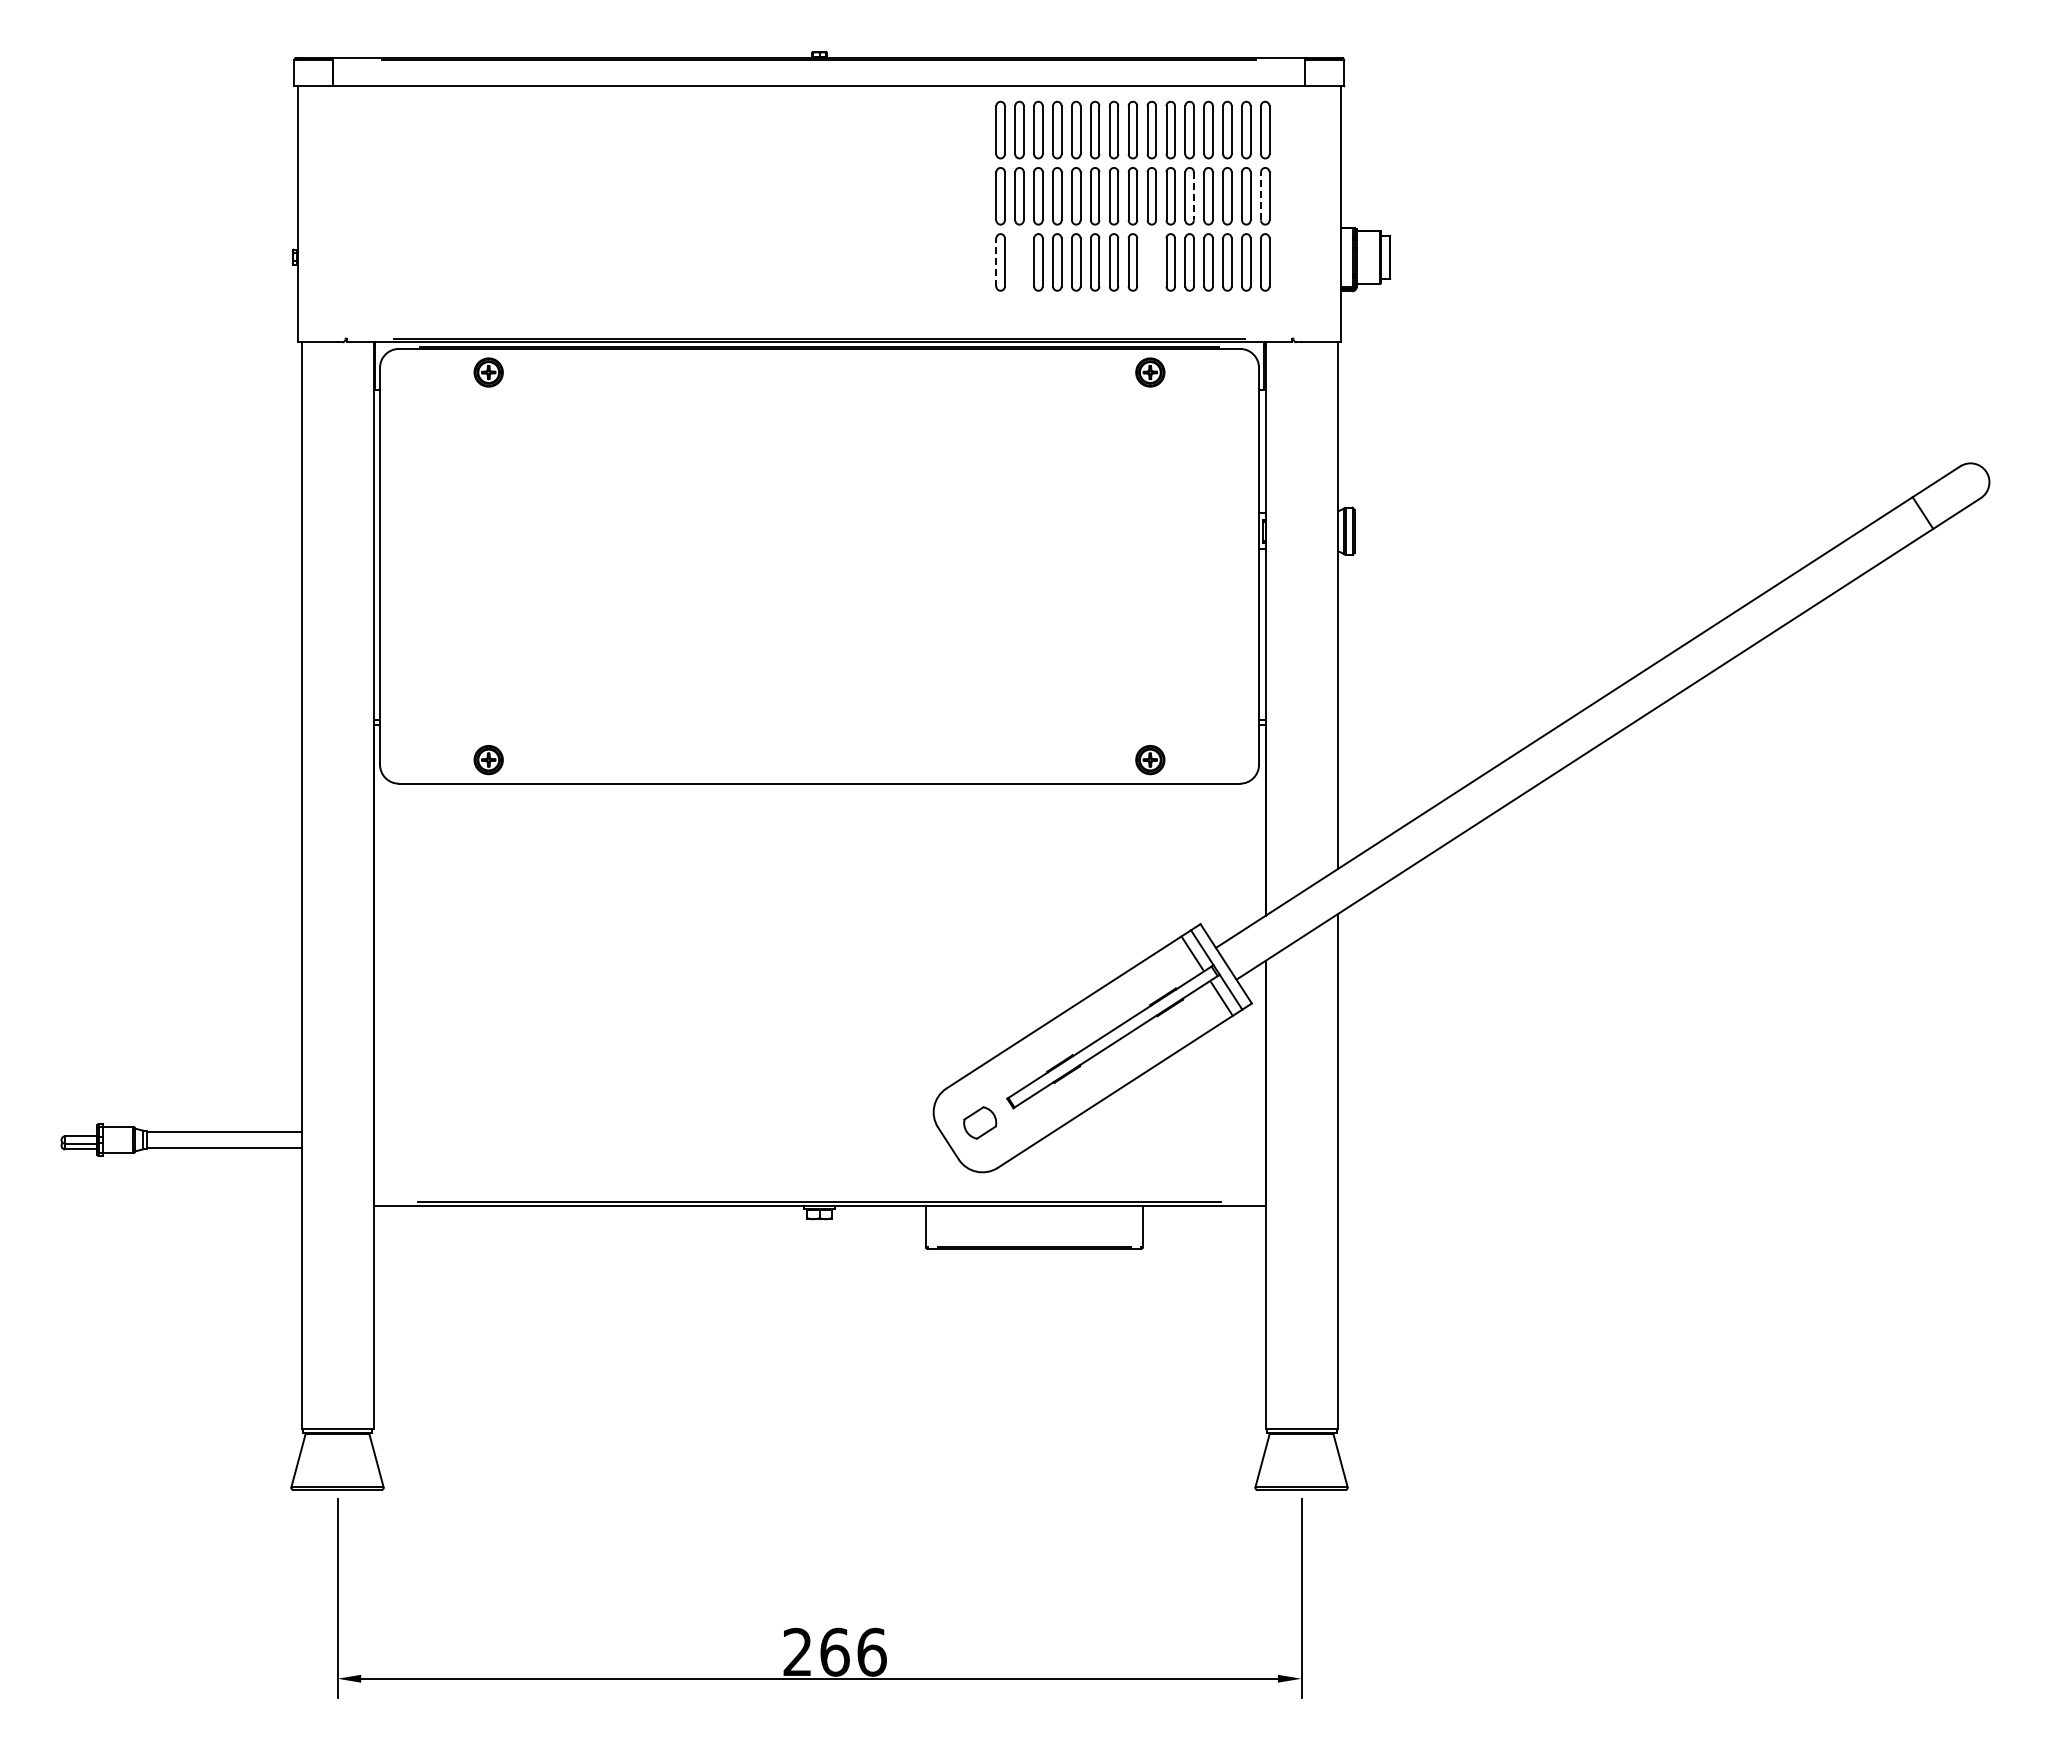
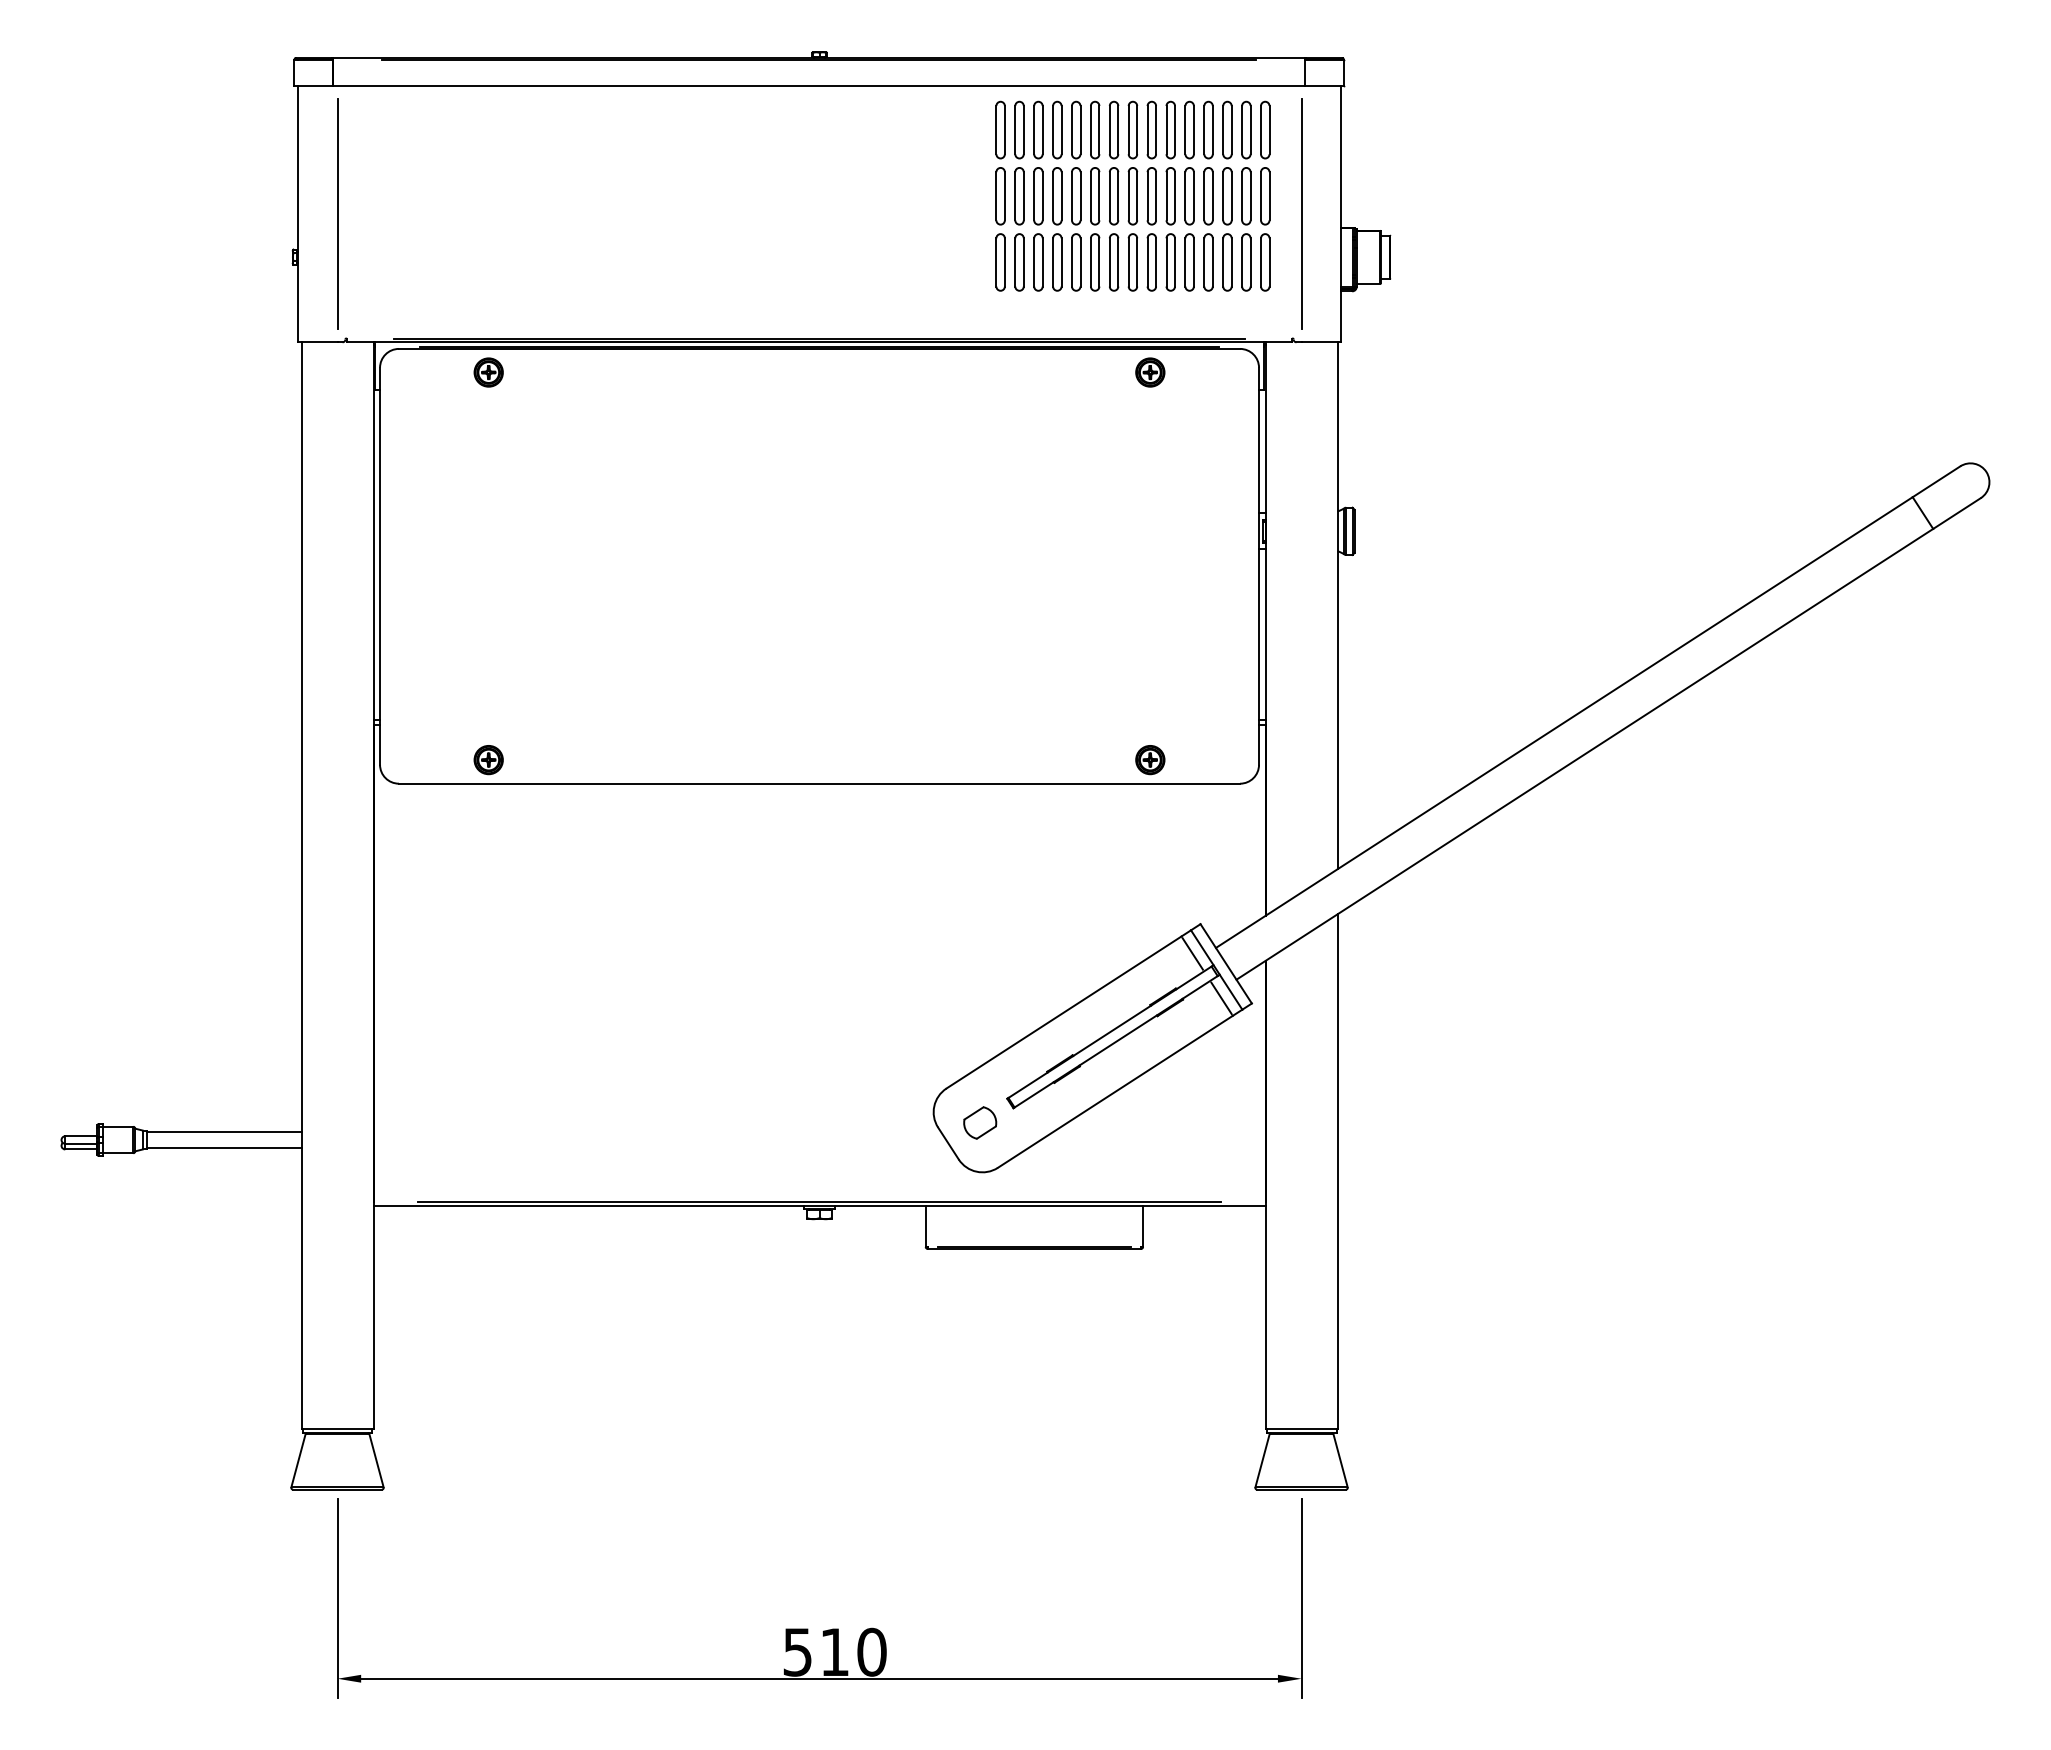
line: dashed -> solid (1261, 195)
line: dashed -> solid (1193, 196)
line: none -> present (337, 213)
line: none -> present (1301, 213)
line: dashed -> solid (996, 261)
part: none -> present (1019, 262)
part: none -> present (1151, 262)
text: 266 -> 510 (834, 1651)
